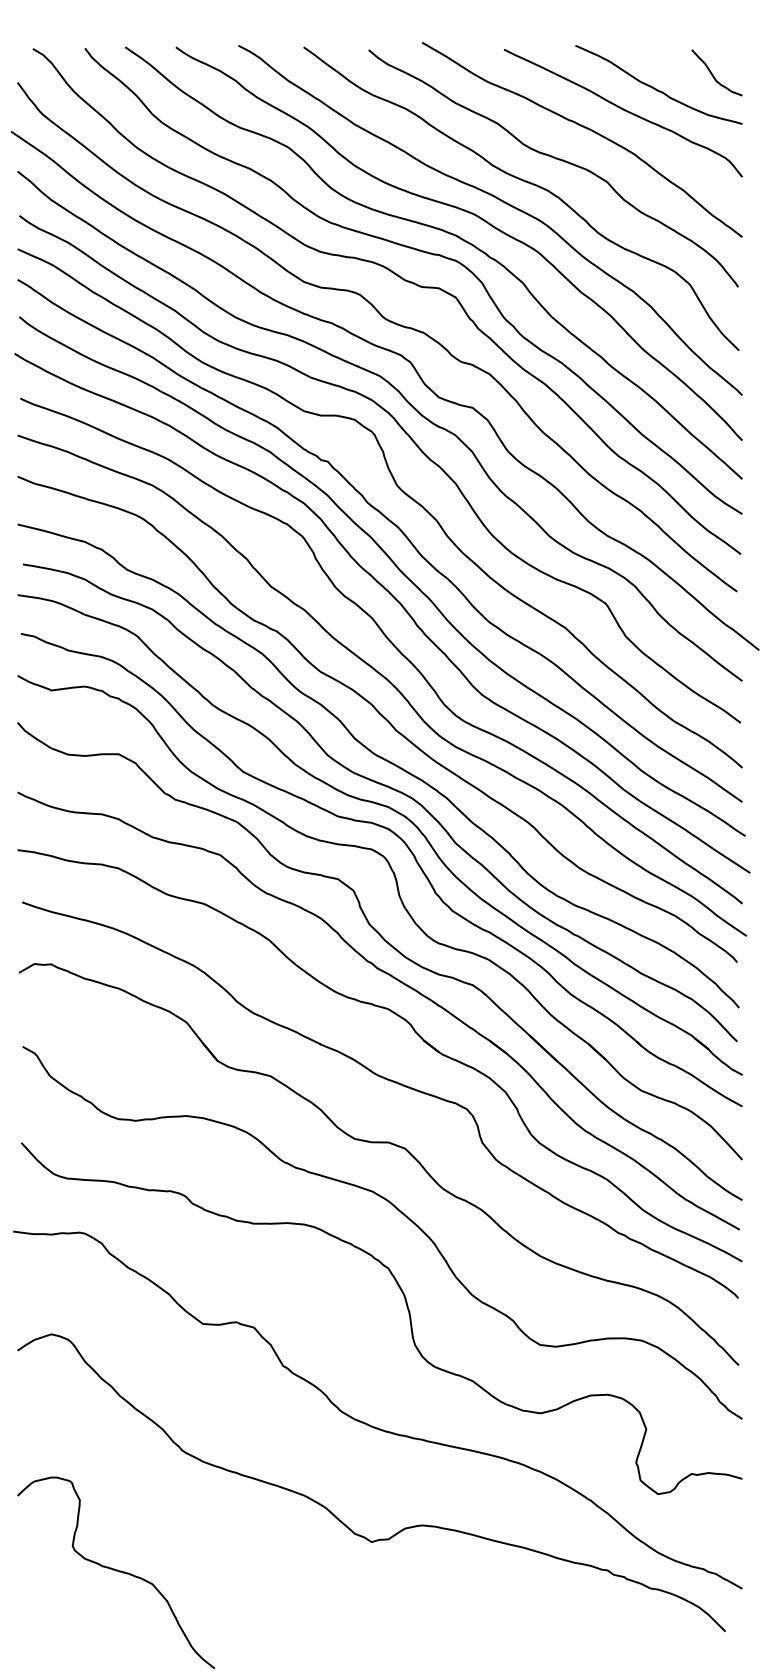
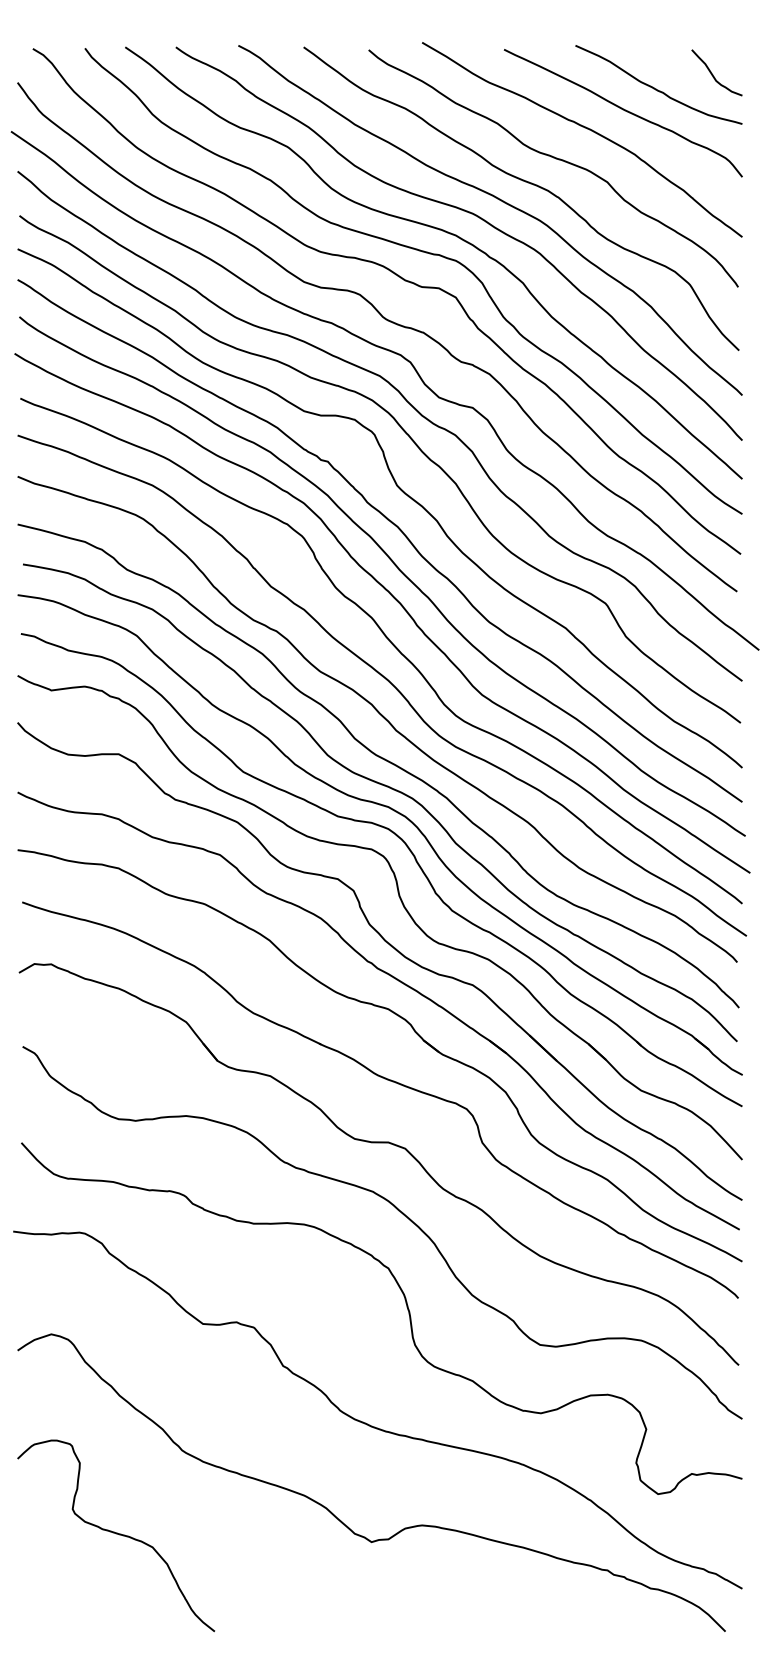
curve position: (116, 1571) -> (116, 1534) (116, 1534)
